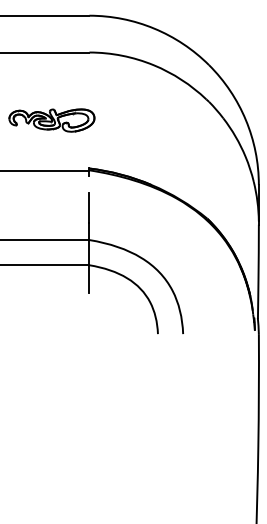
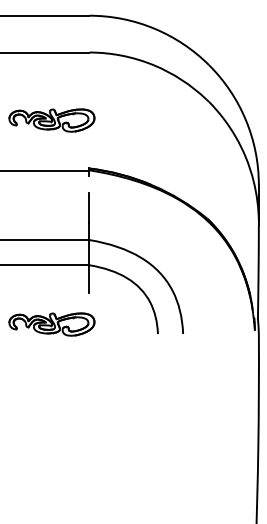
part: none -> present (51, 324)
